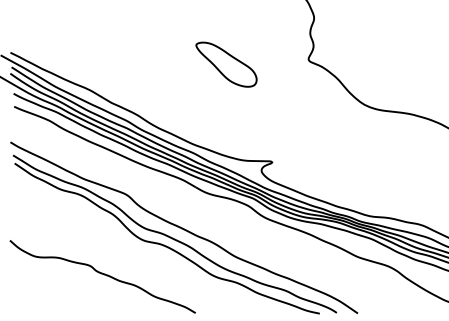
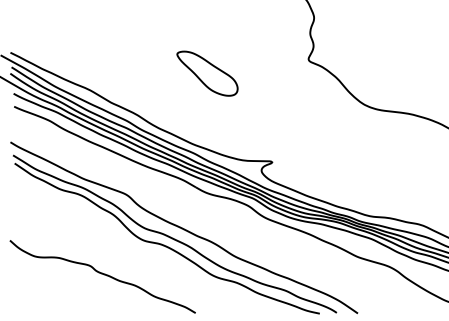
part position: (226, 64) -> (207, 73) (207, 73)
